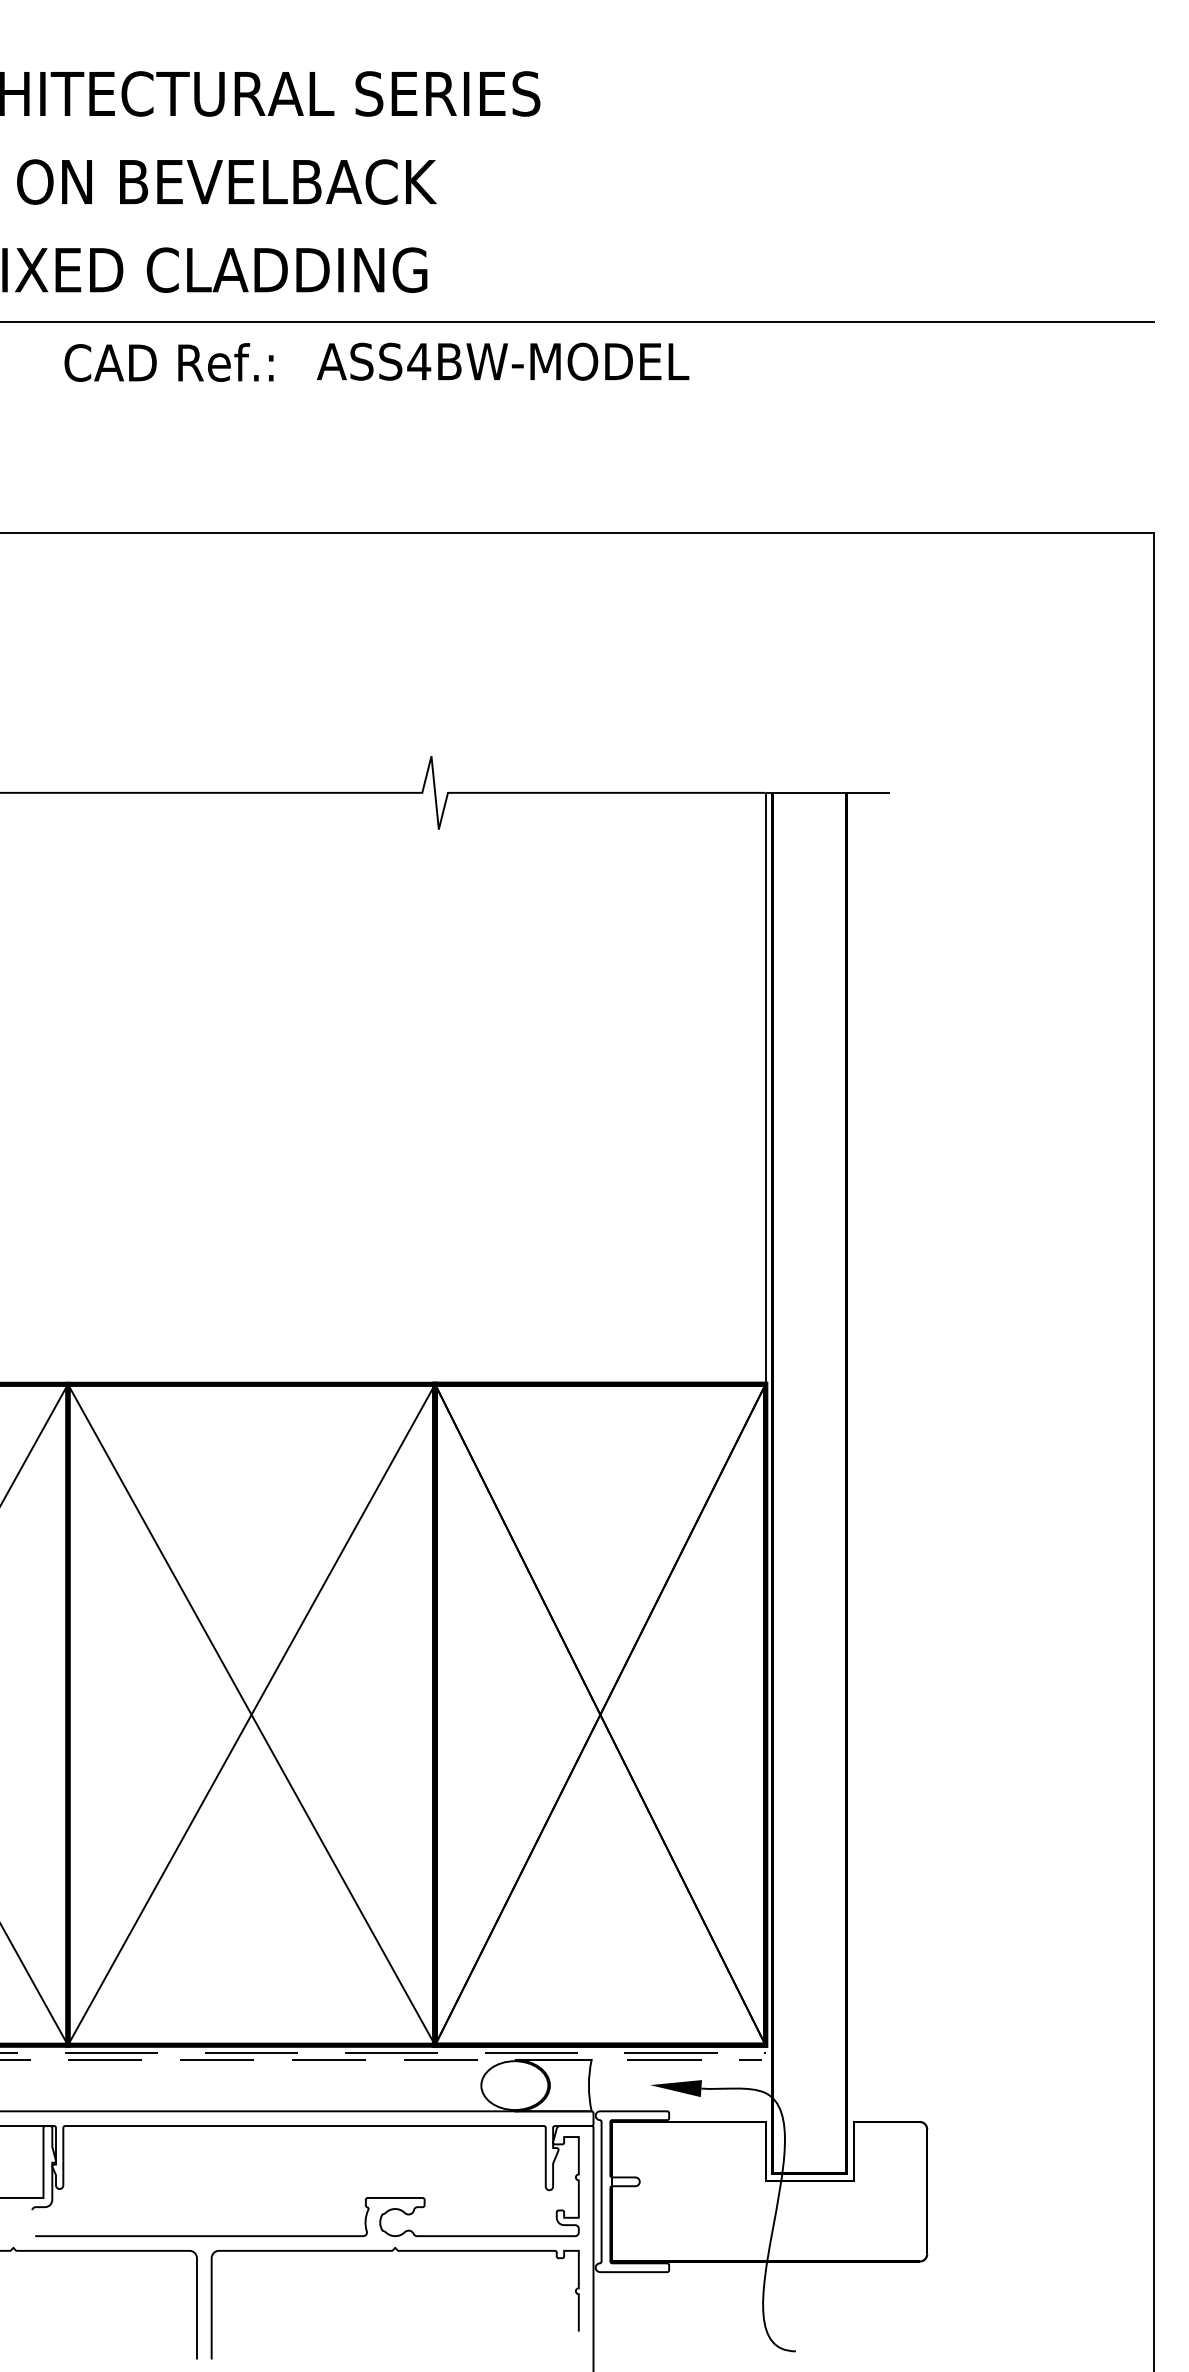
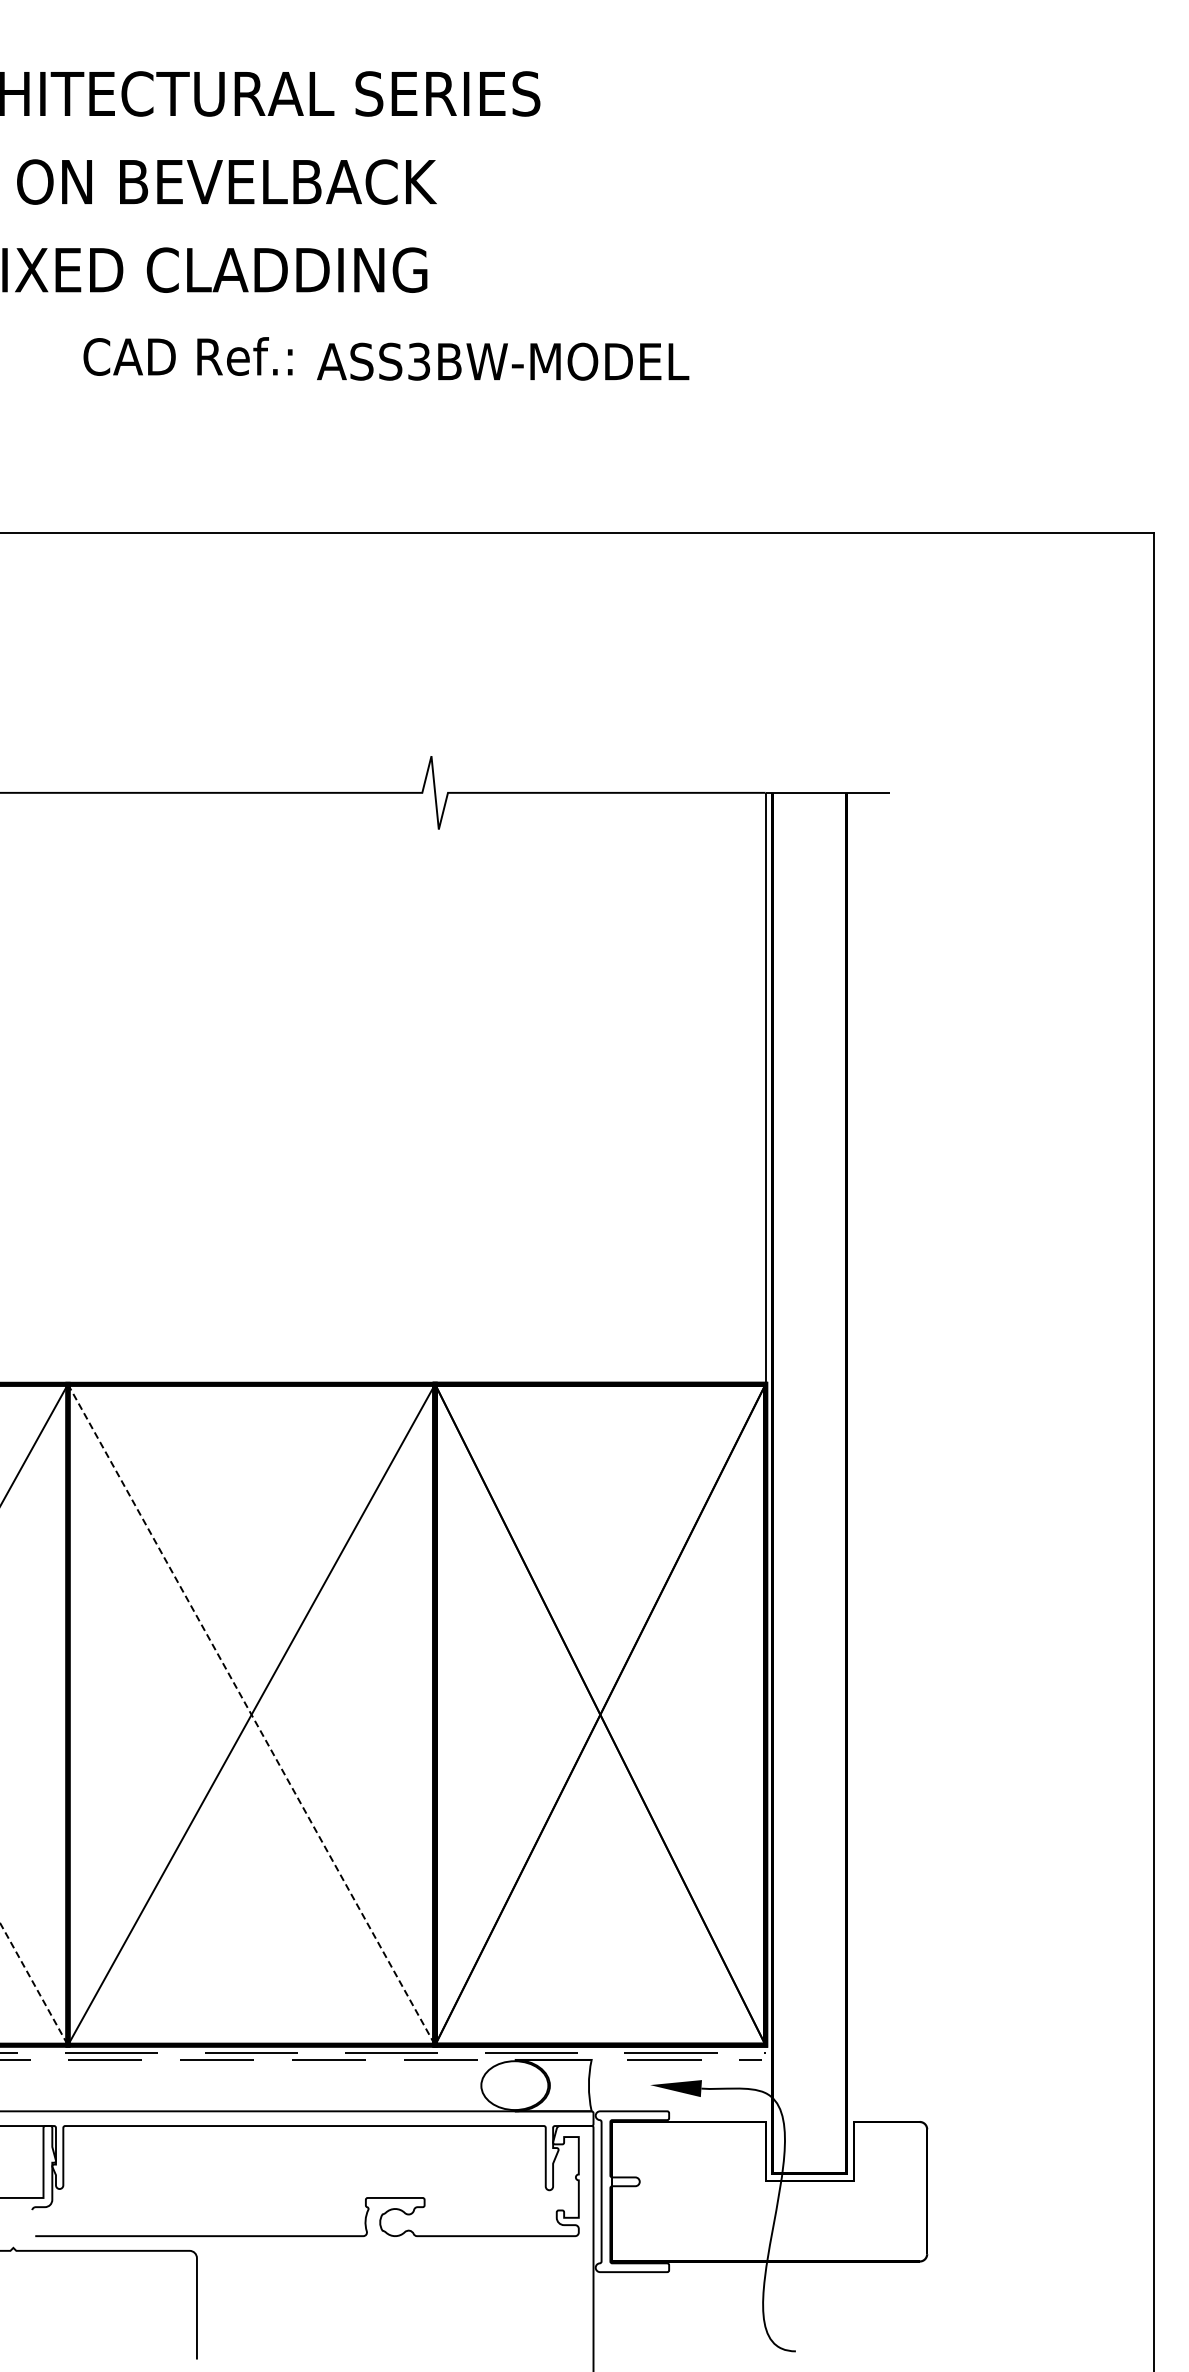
line: present -> none (577, 322)
text: ASS4BW-MODEL -> ASS3BW-MODEL (419, 361)
text position: (168, 362) -> (187, 356) (187, 356)
line: solid -> dashed (251, 1715)
line: solid -> dashed (34, 1984)
curve: present -> none (393, 2251)
